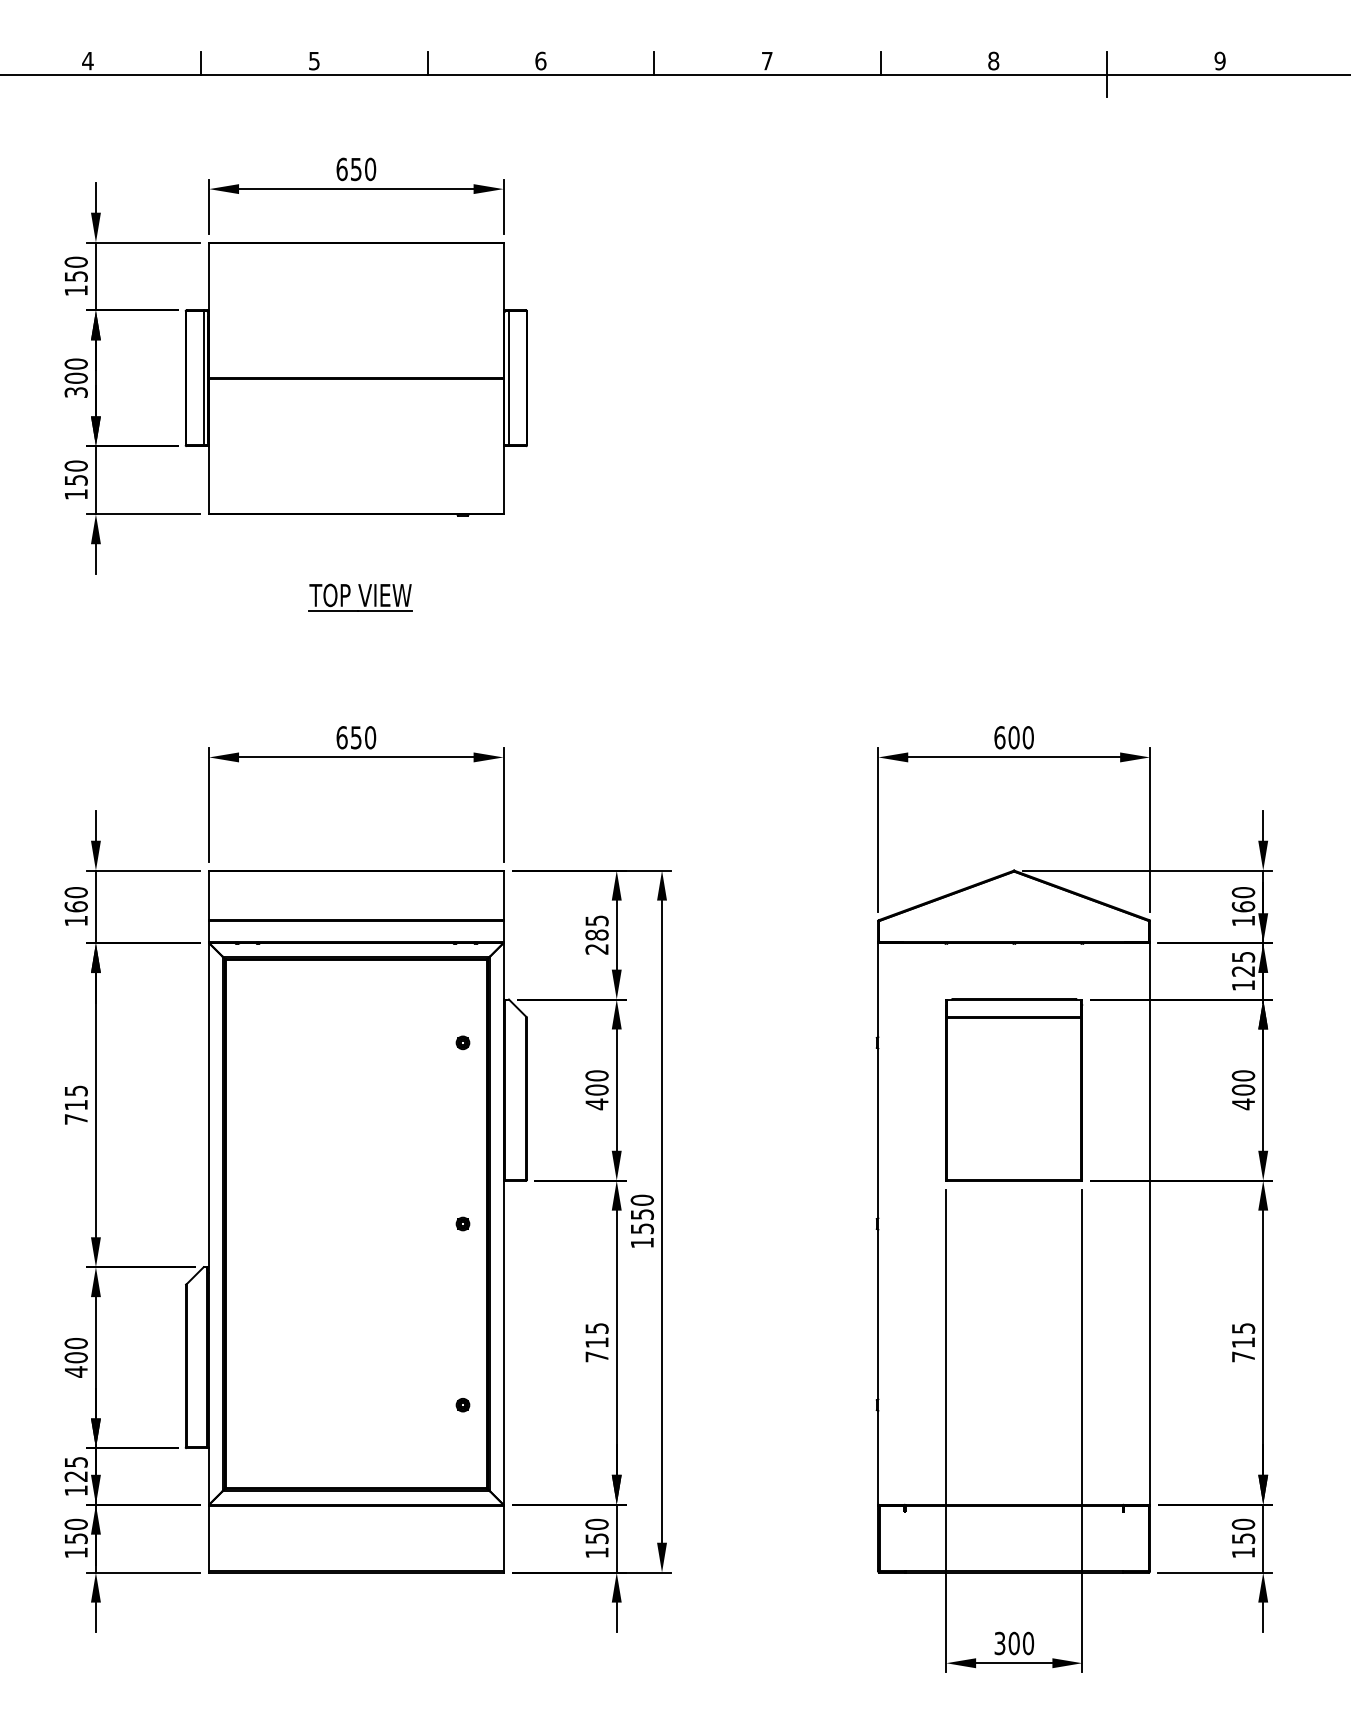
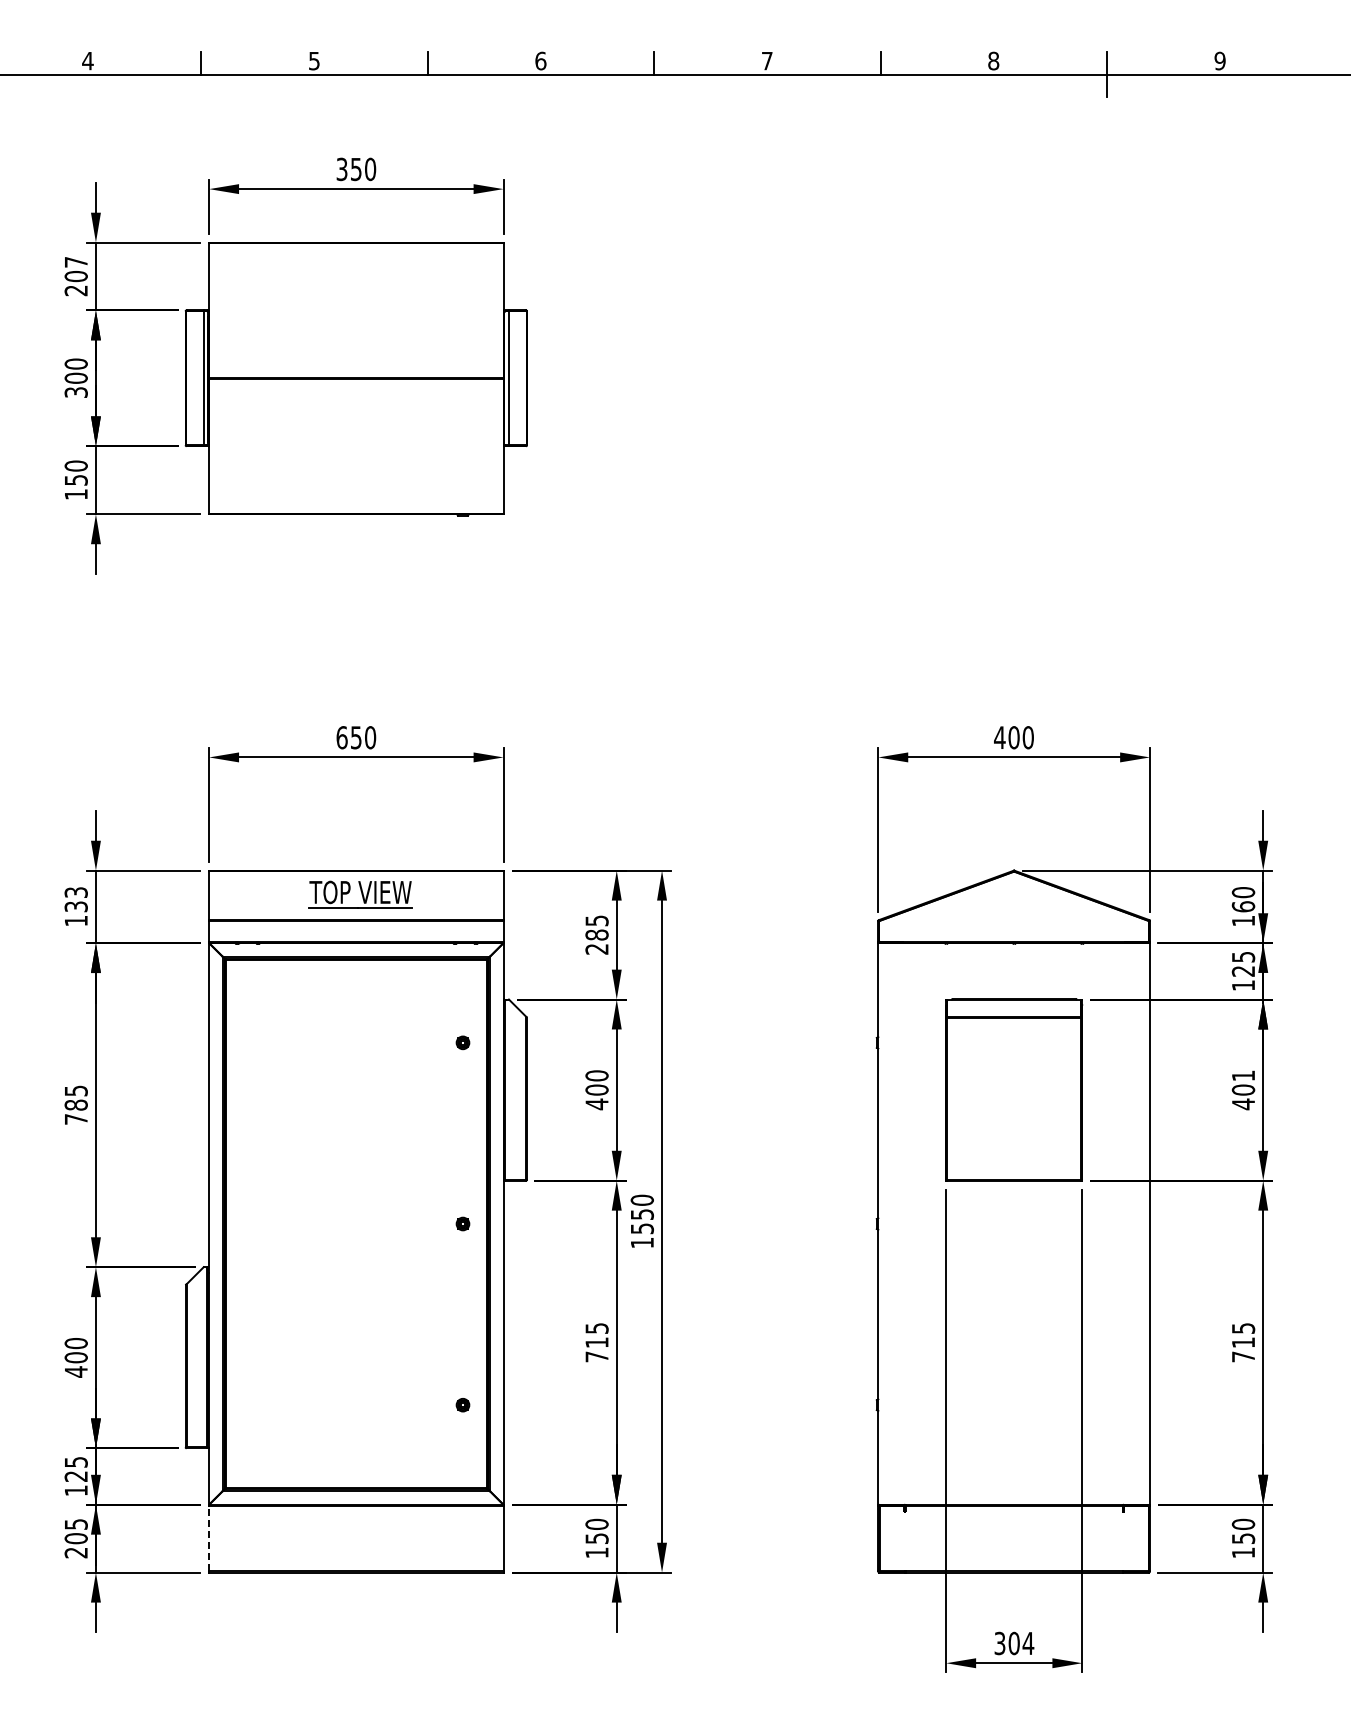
text: 650 -> 350 (341, 169)
text: 150 -> 207 (75, 276)
part position: (360, 597) -> (360, 894) (360, 894)
text: 600 -> 400 (999, 737)
text: 160 -> 133 (75, 899)
text: 400 -> 401 (1243, 1075)
text: 715 -> 785 (75, 1104)
text: 150 -> 205 (75, 1538)
line: solid -> dashed (209, 1538)
text: 300 -> 304 (1028, 1643)
